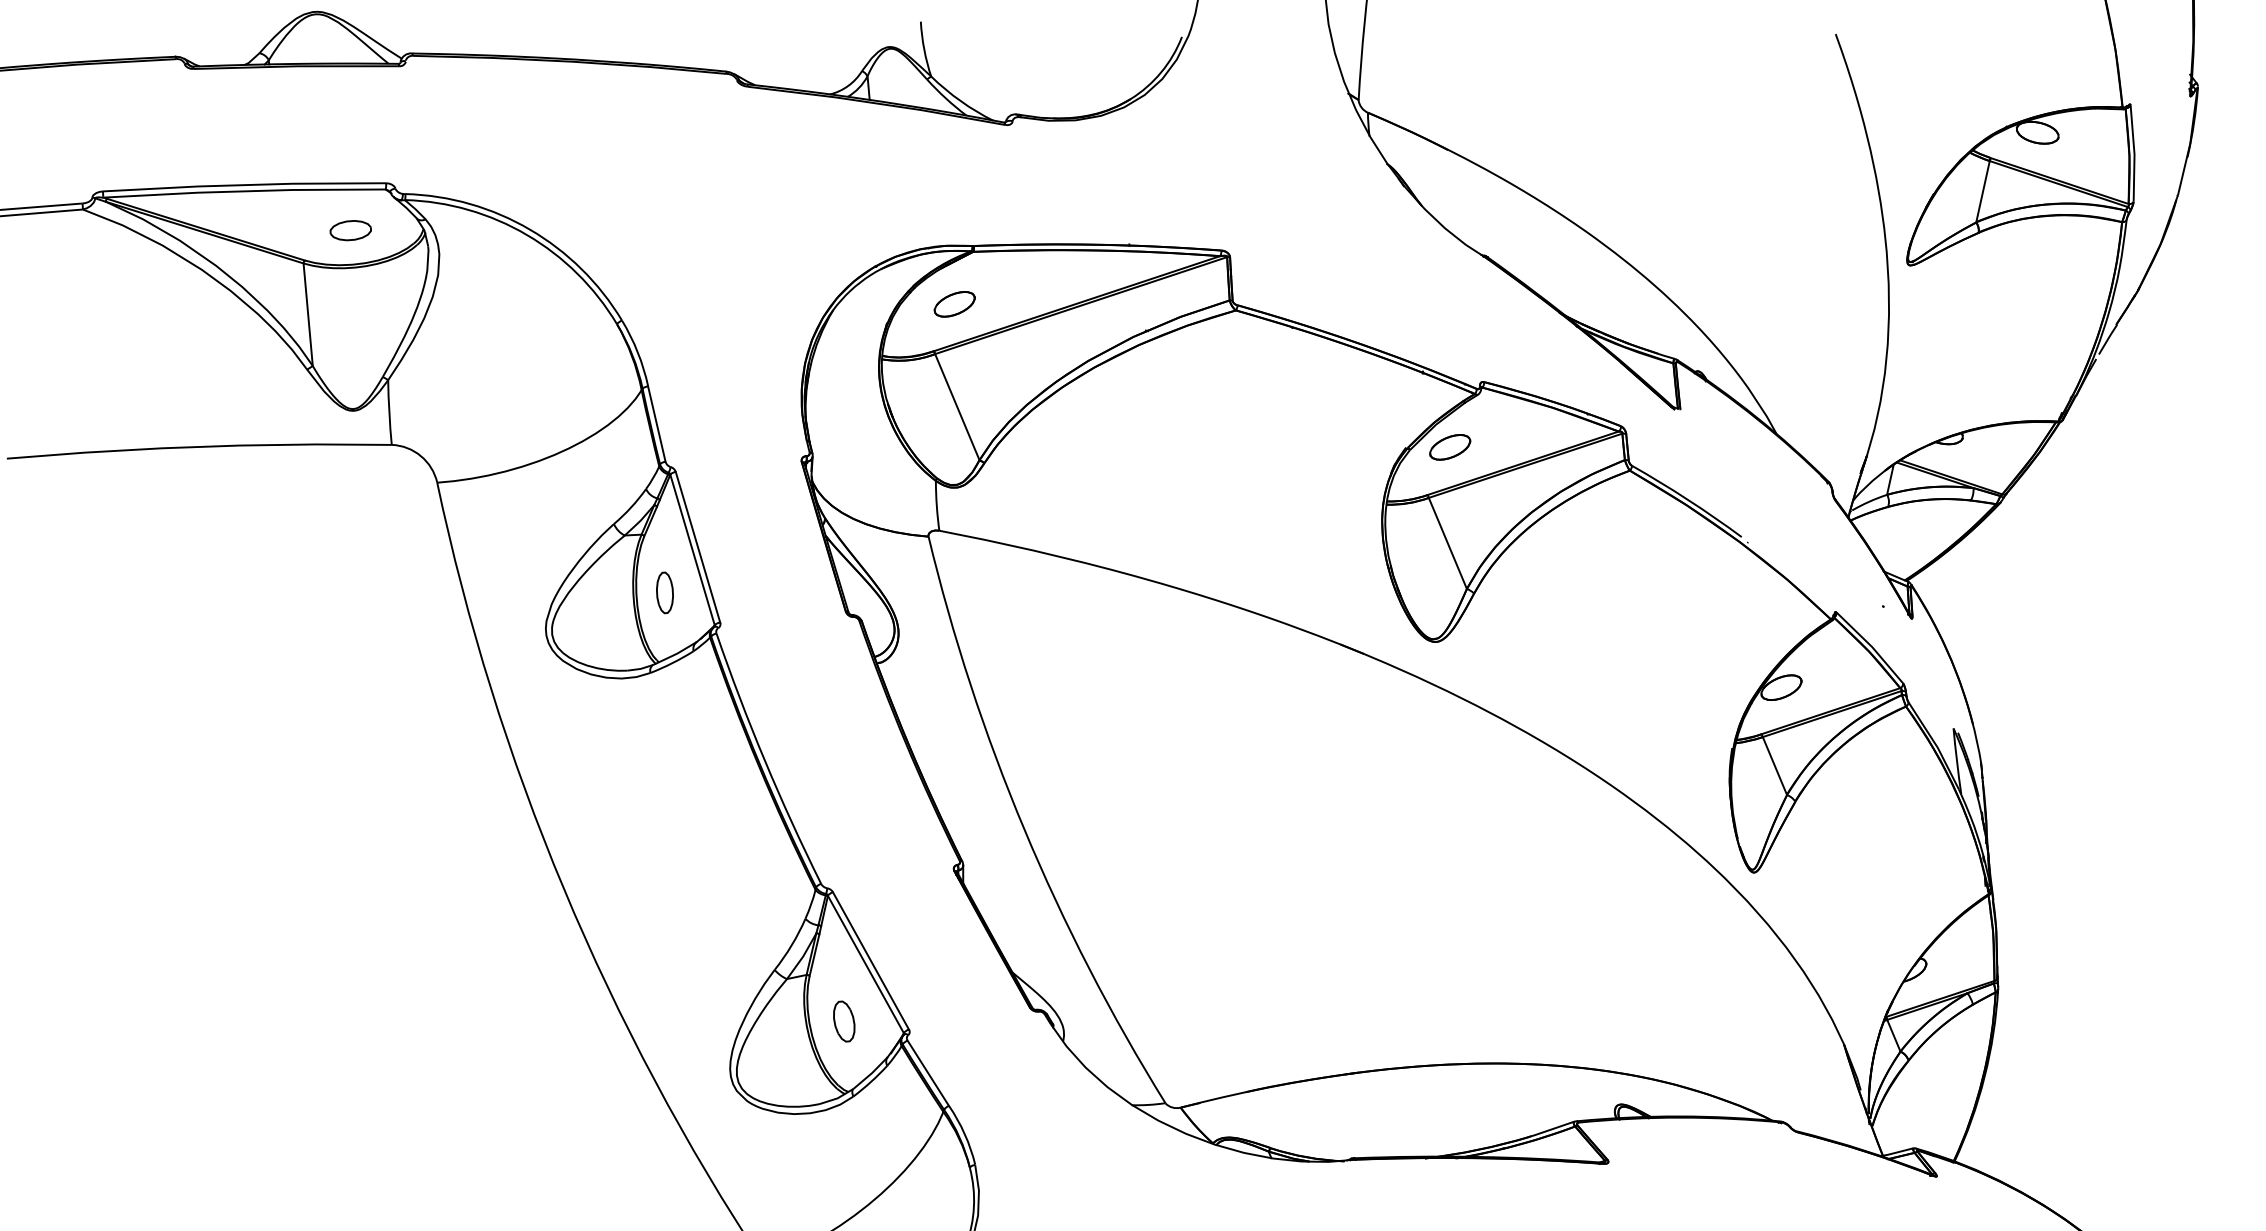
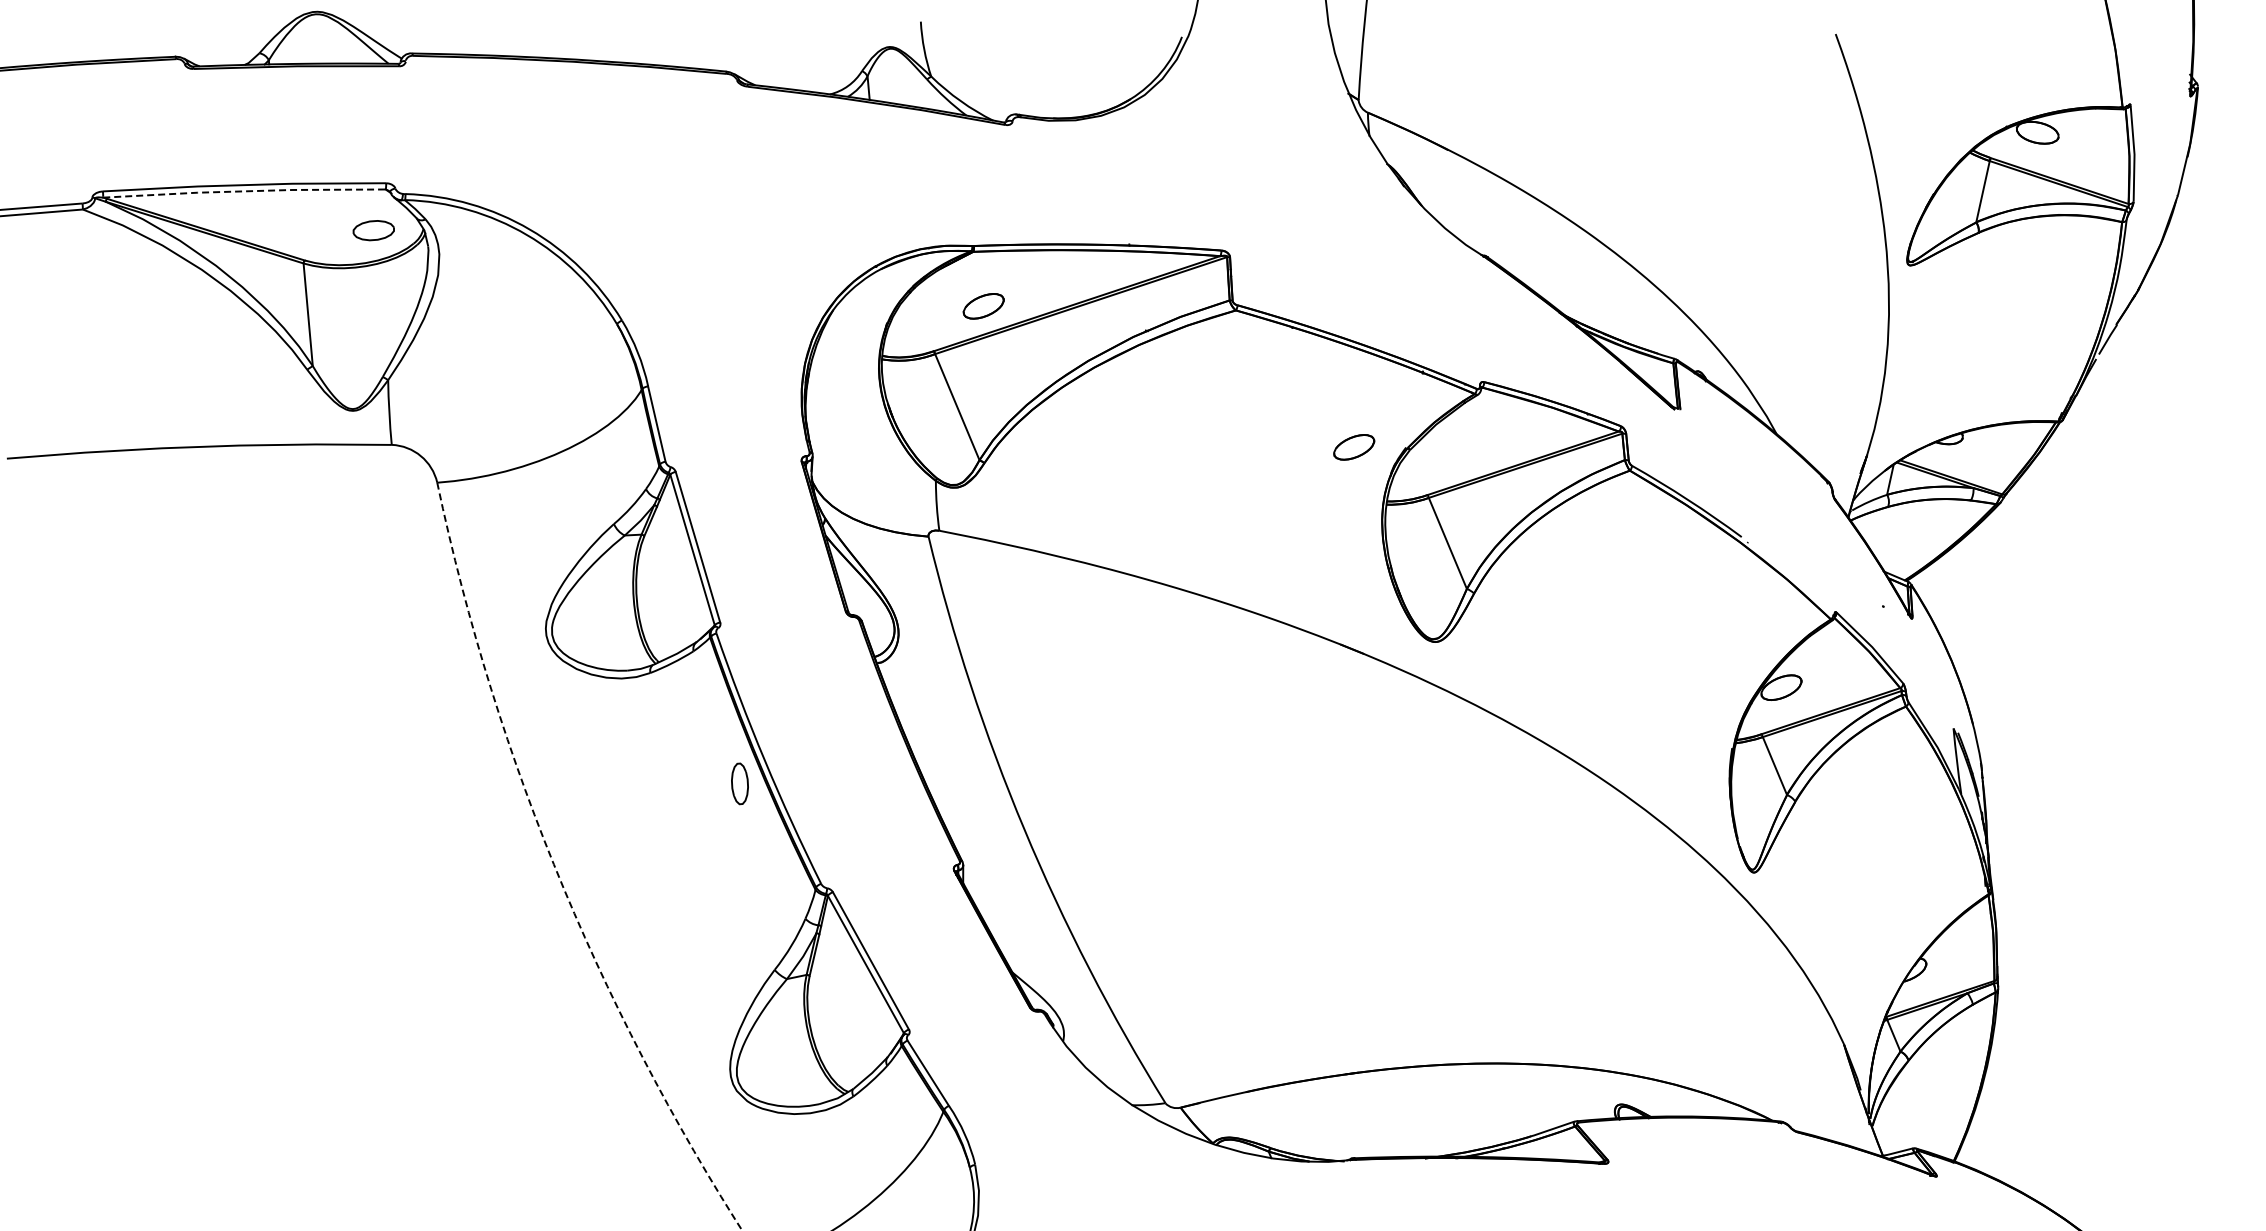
line: solid -> dashed (244, 191)
part position: (350, 230) -> (373, 230) (373, 230)
part position: (954, 304) -> (983, 306) (983, 306)
part position: (1450, 447) -> (1354, 447) (1354, 447)
part position: (664, 592) -> (739, 783) (739, 783)
arc: solid -> dashed (556, 870)
part: present -> none (844, 1021)
